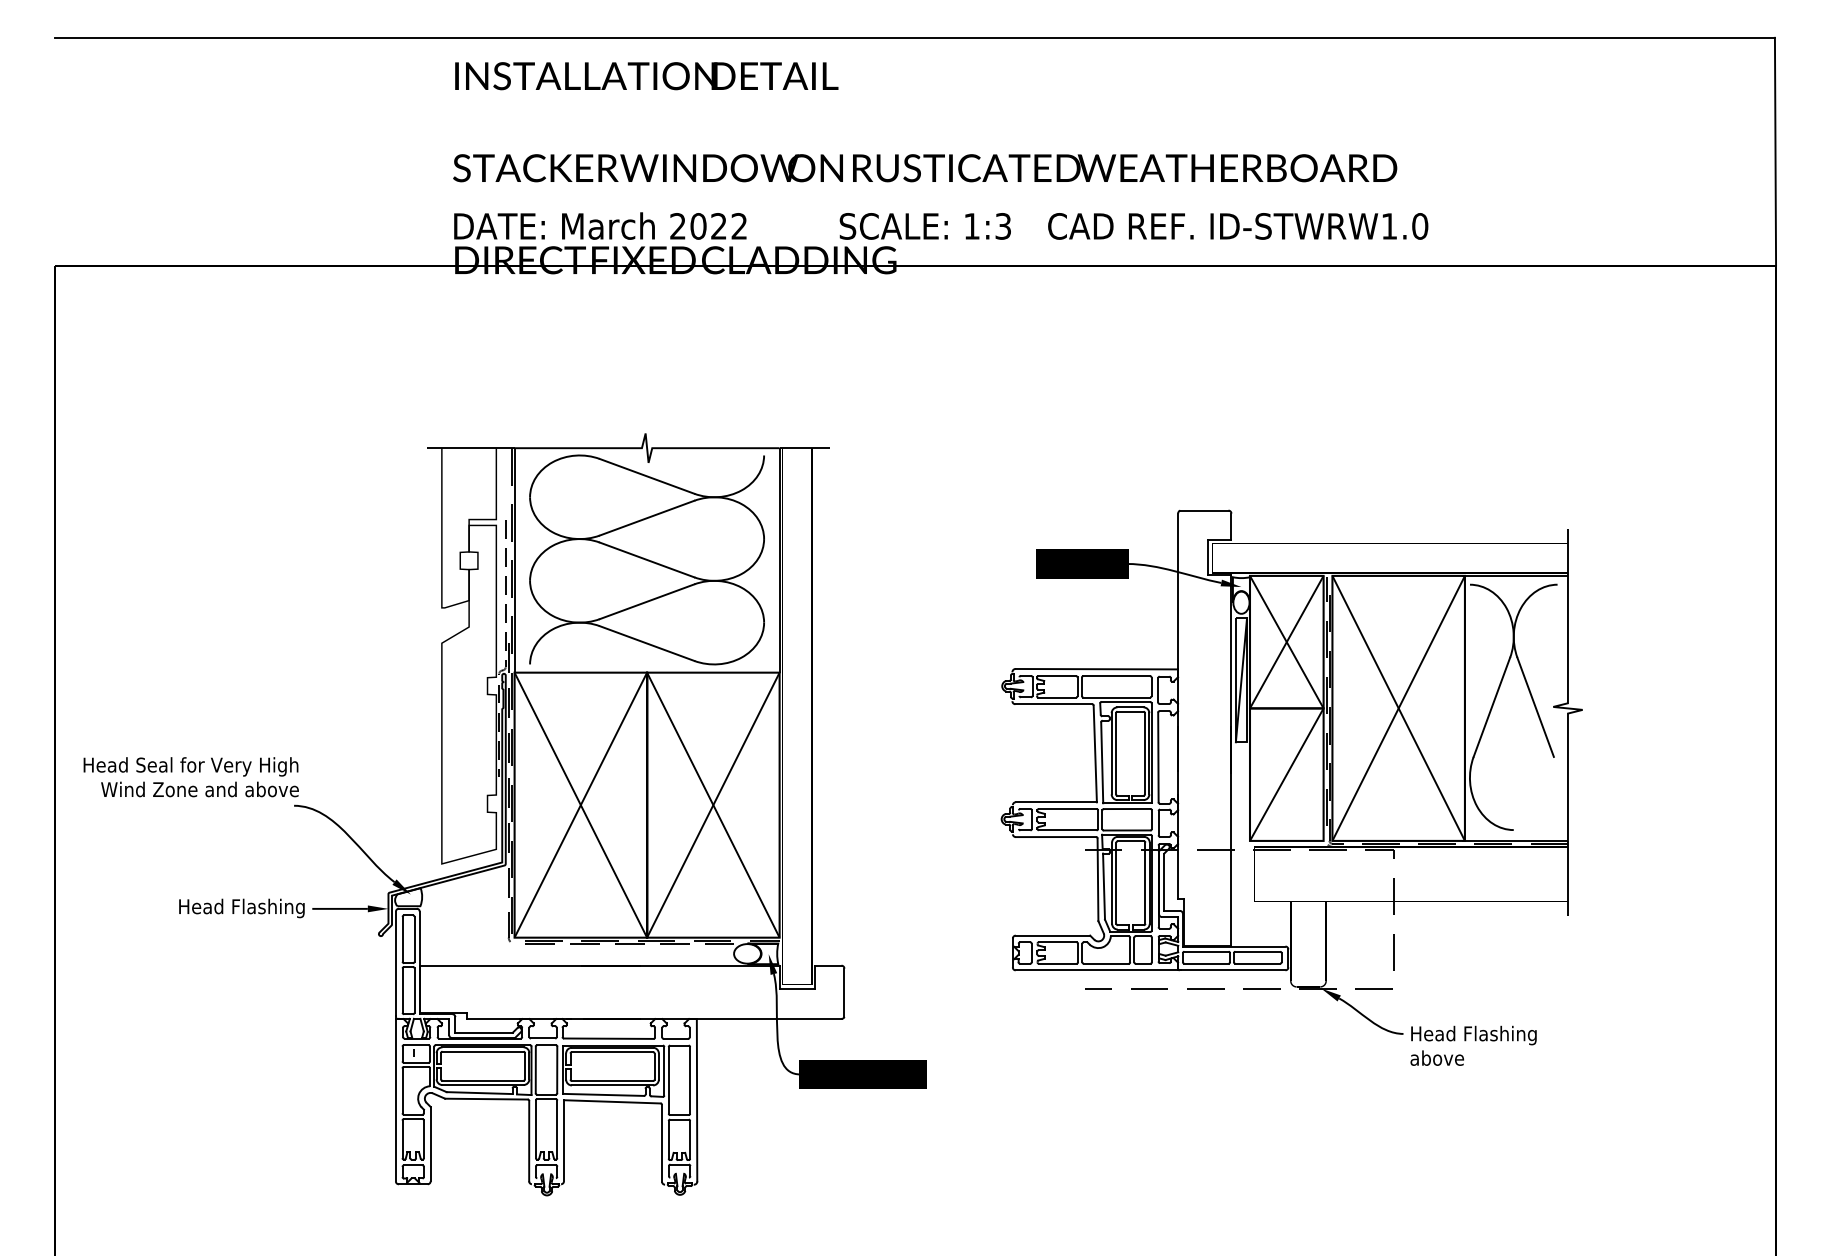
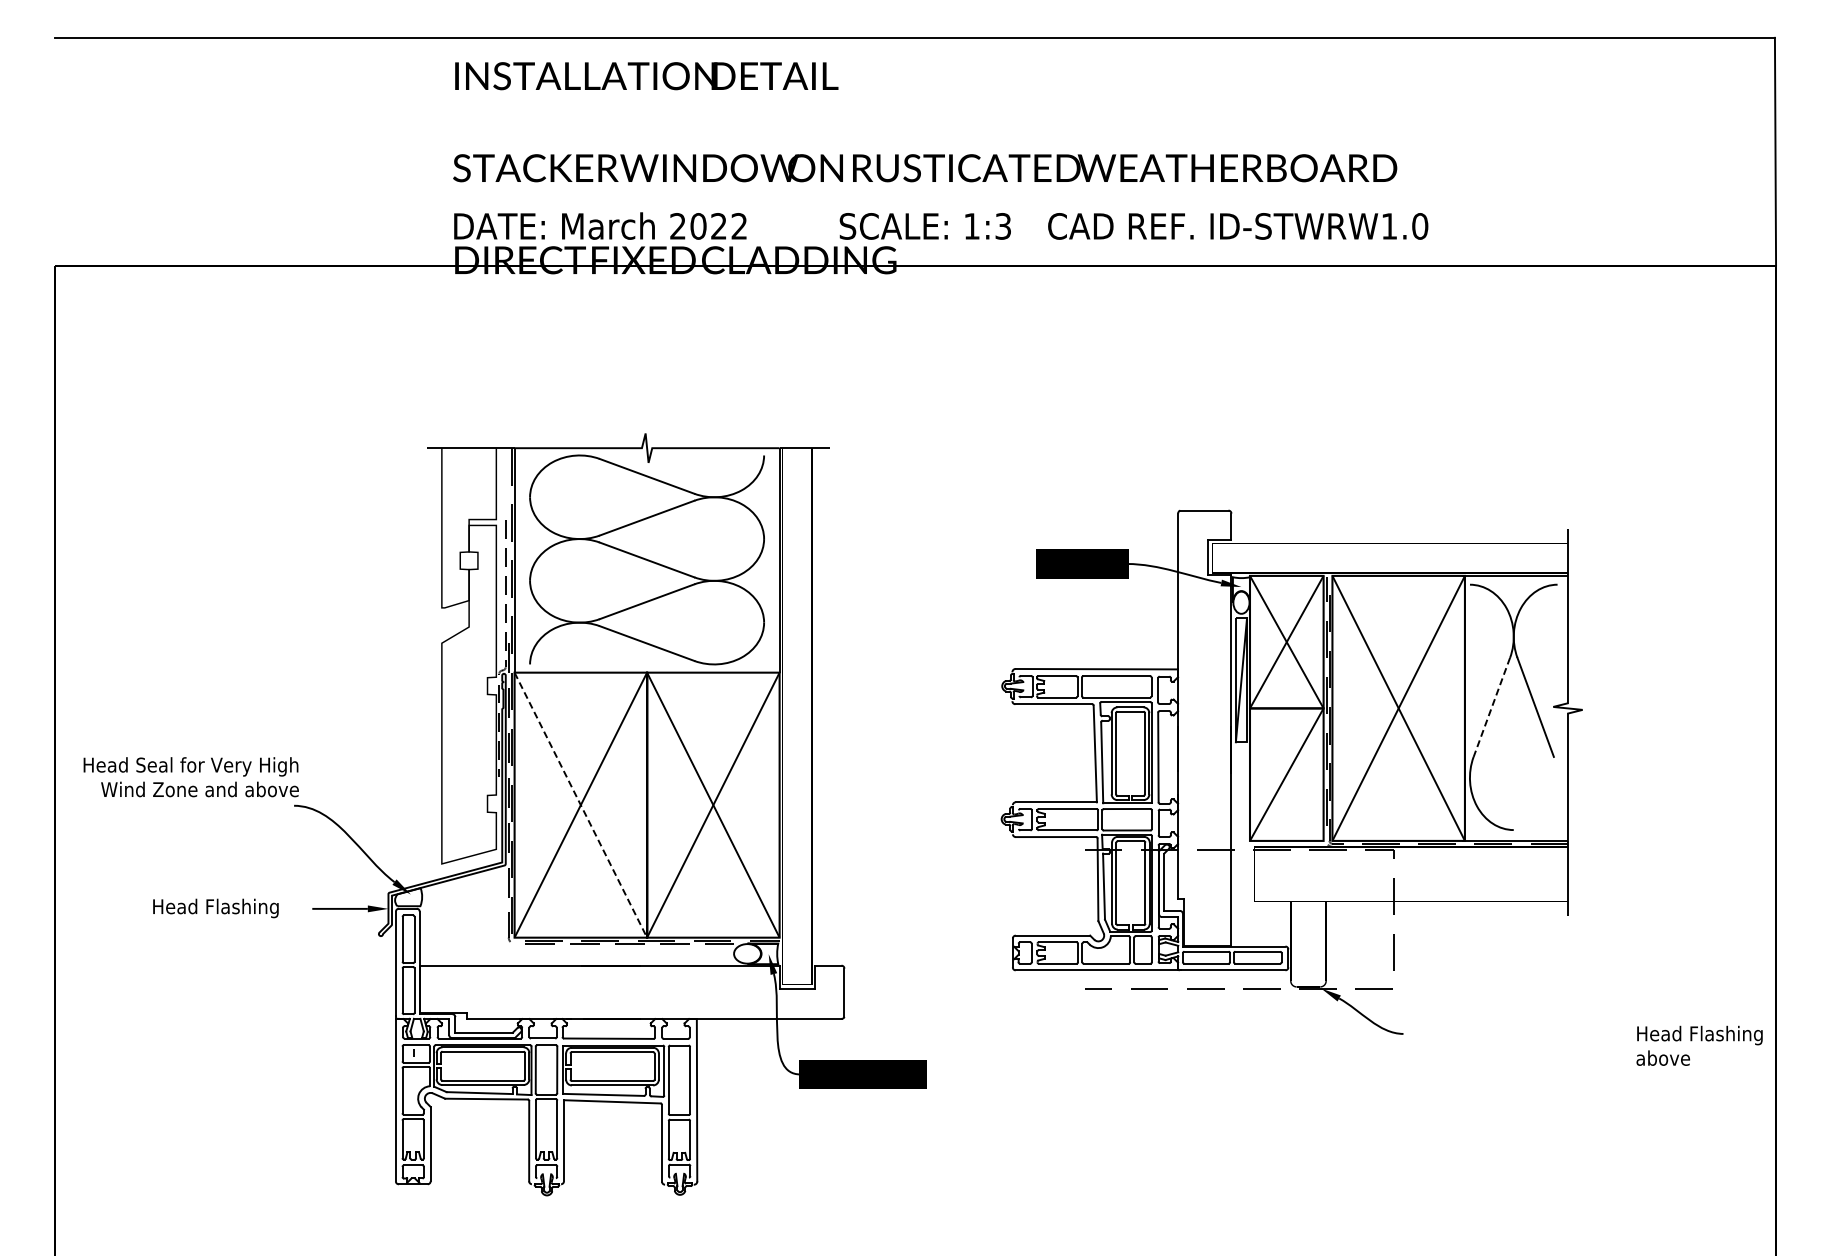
line: solid -> dashed (1491, 707)
line: solid -> dashed (581, 805)
text position: (241, 908) -> (215, 908) (215, 908)
text position: (1473, 1045) -> (1699, 1045) (1699, 1045)
